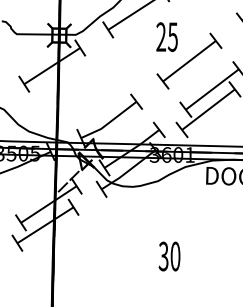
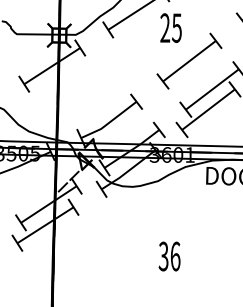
text position: (166, 36) -> (170, 27) (170, 27)
text: 30 -> 36 (175, 256)
